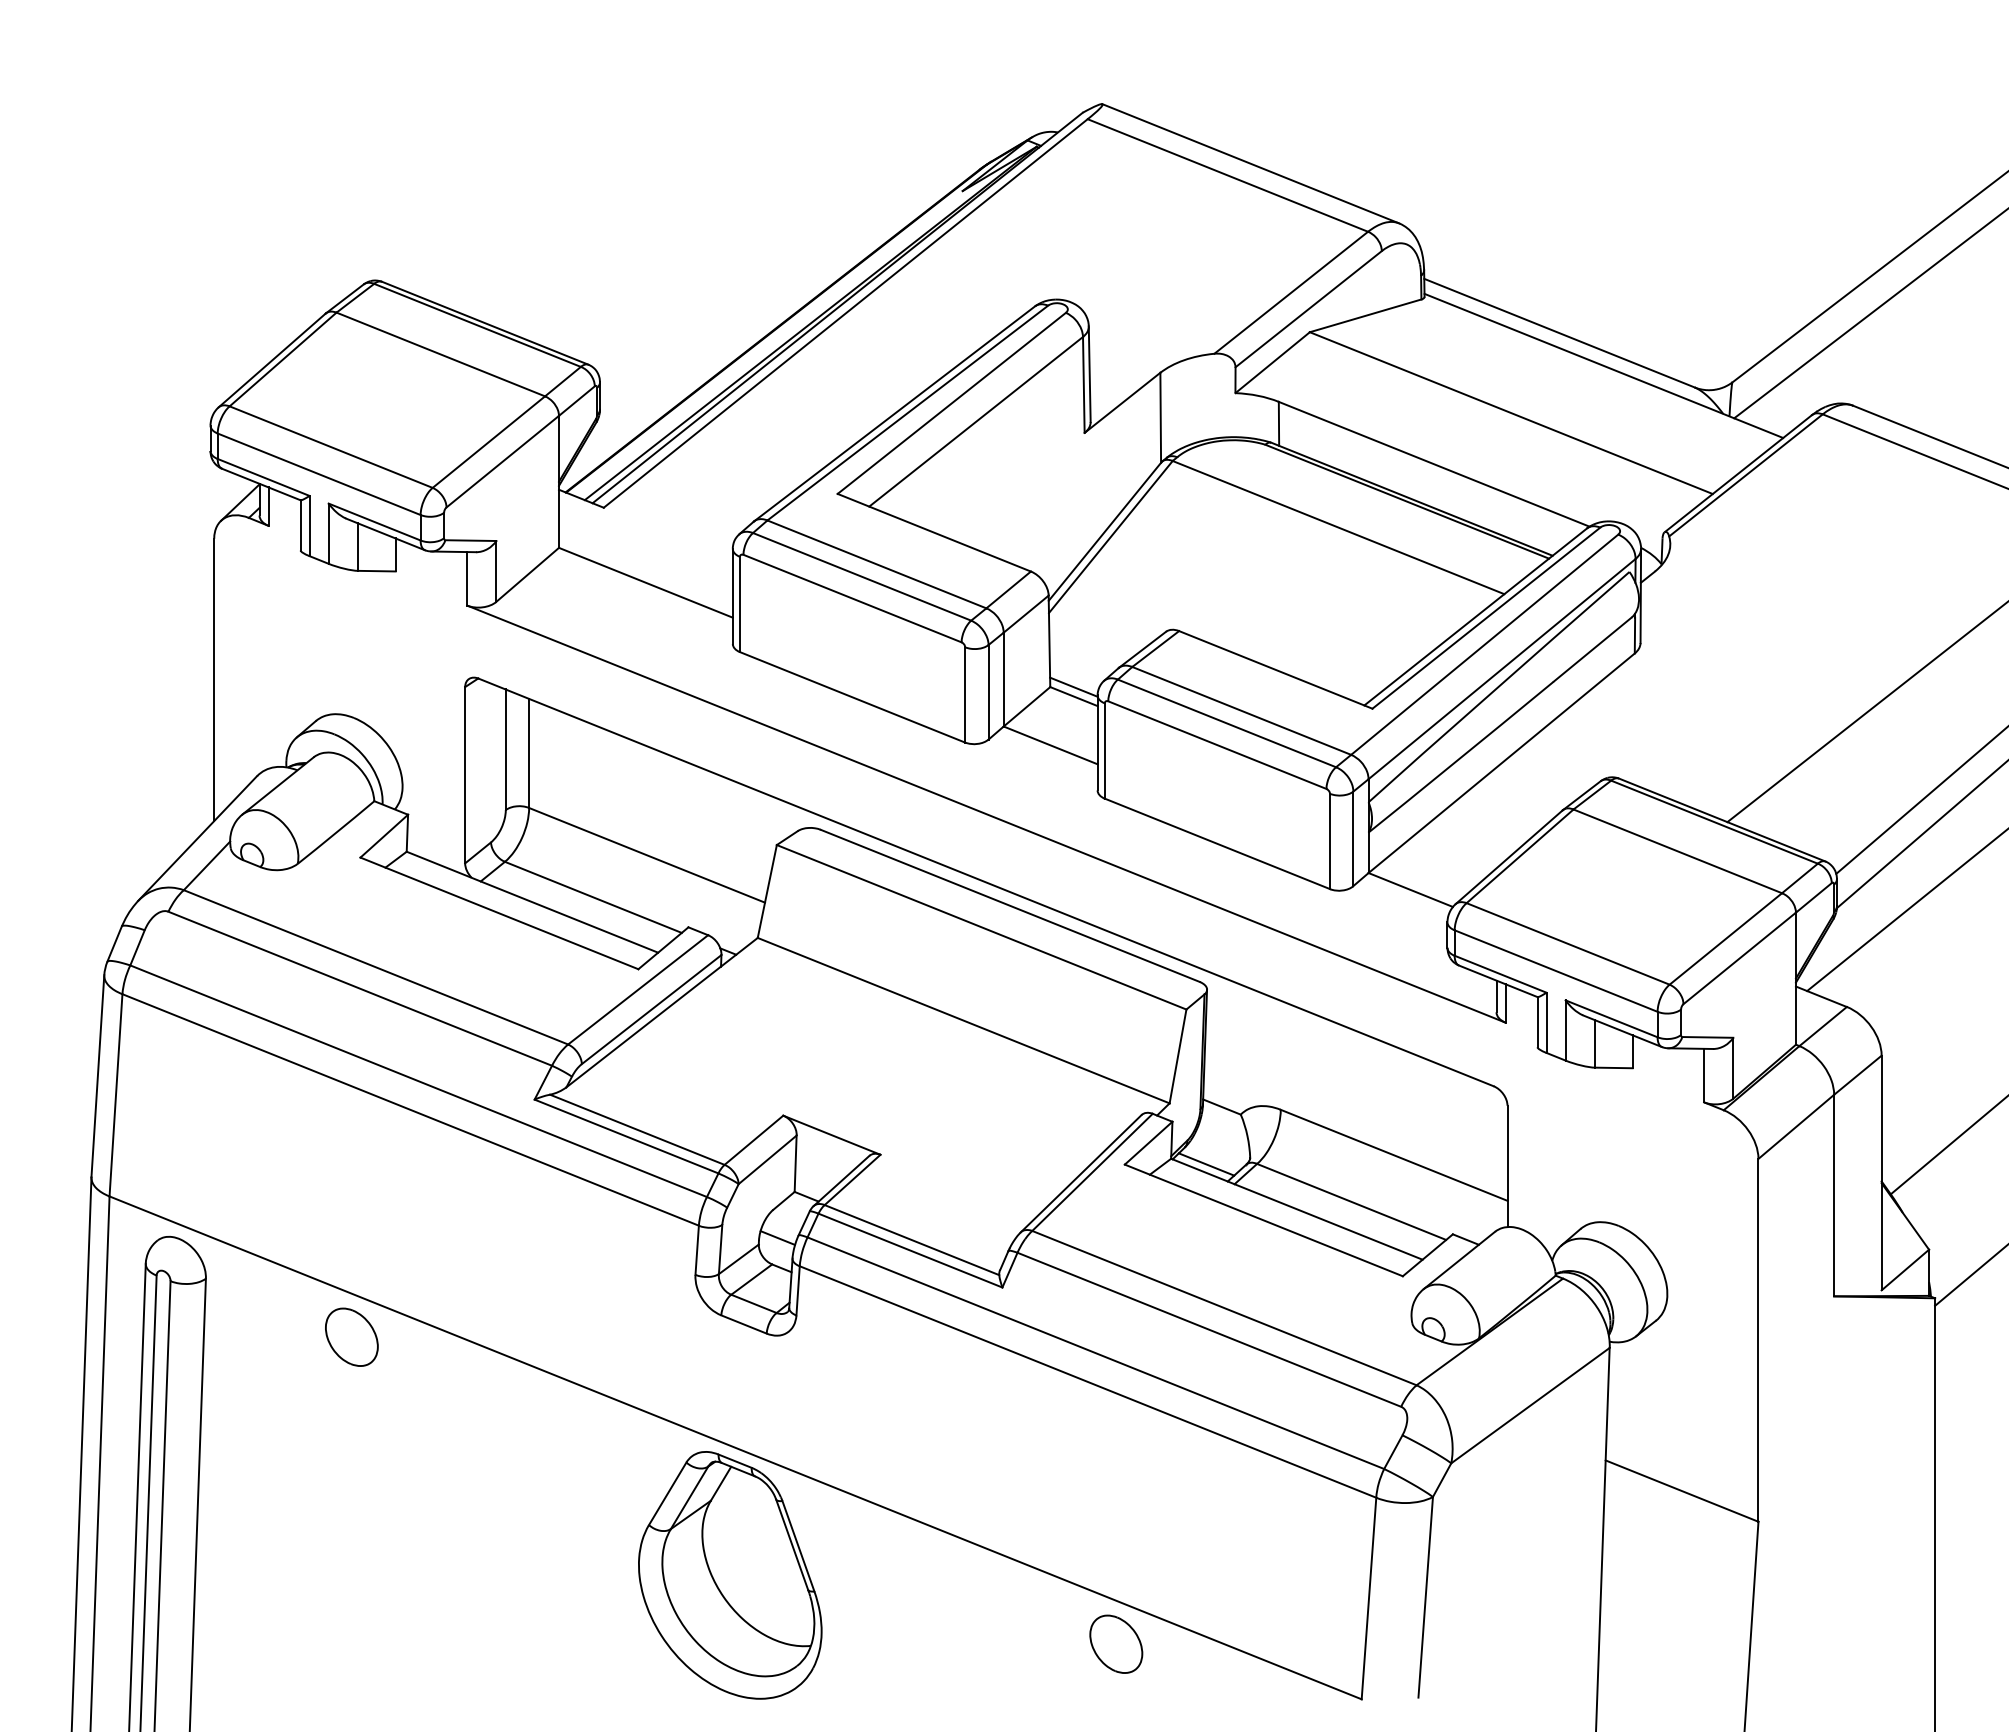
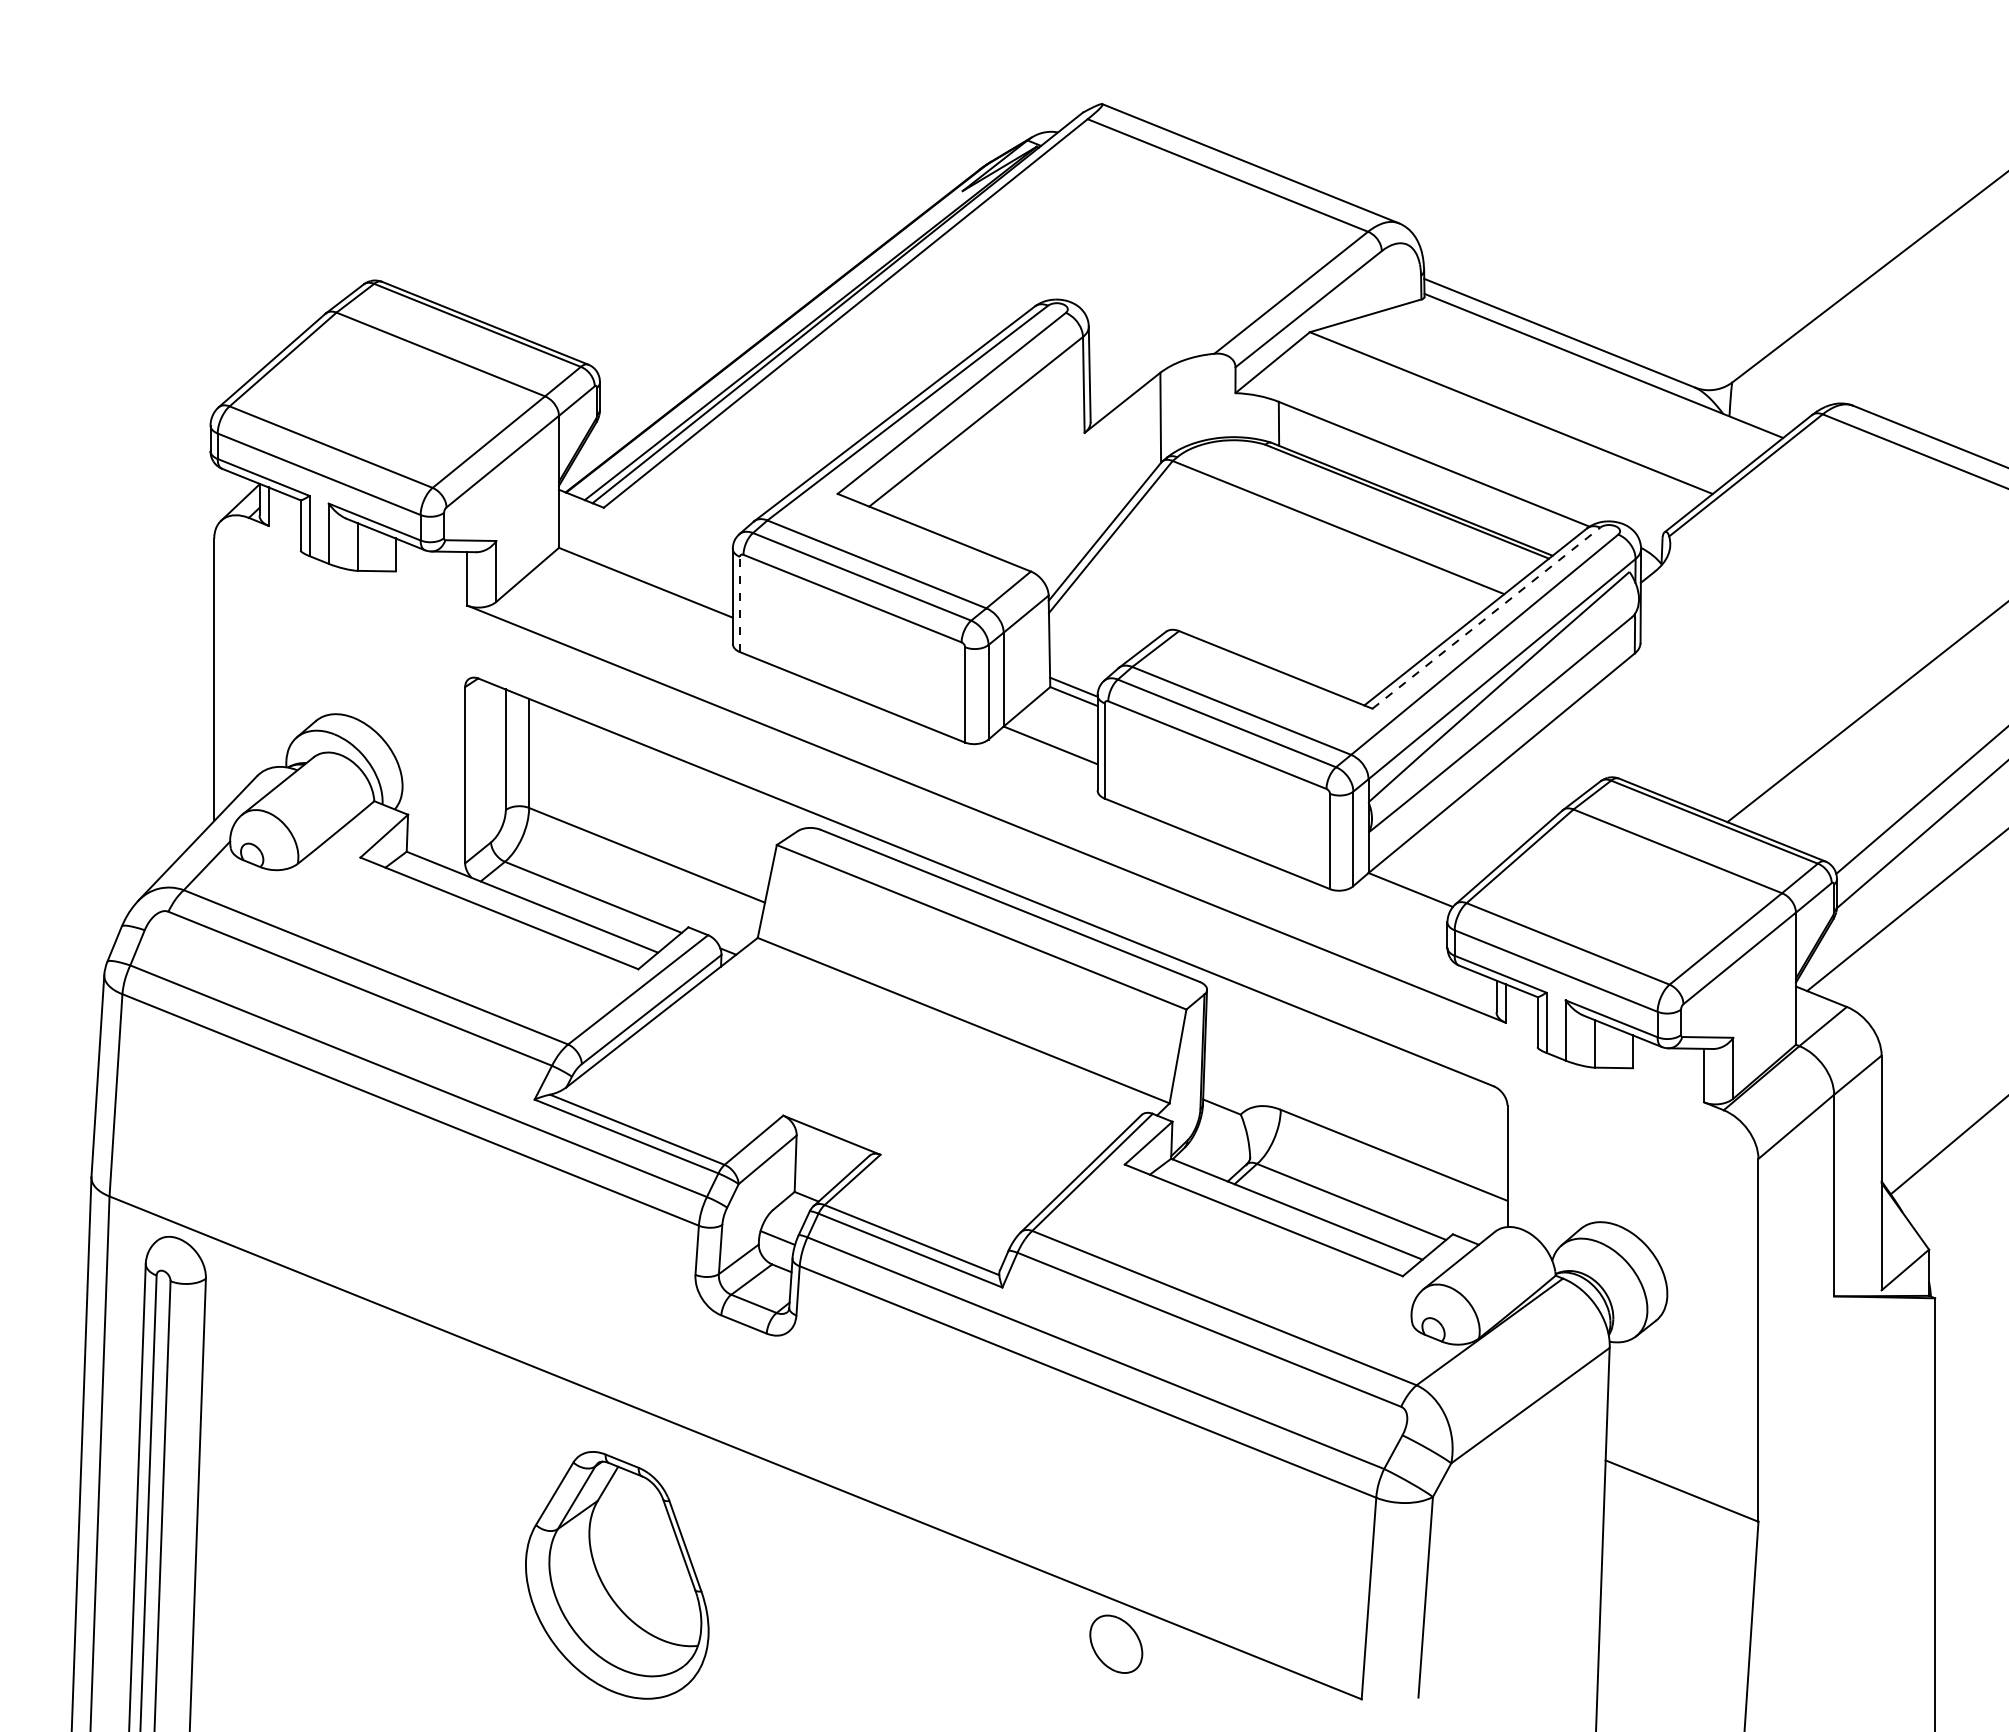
line: present -> none (1869, 314)
line: solid -> dashed (740, 604)
line: solid -> dashed (1486, 618)
line: present -> none (1206, 1164)
line: present -> none (1970, 1275)
part: present -> none (351, 1336)
part position: (730, 1575) -> (617, 1575) (617, 1575)
